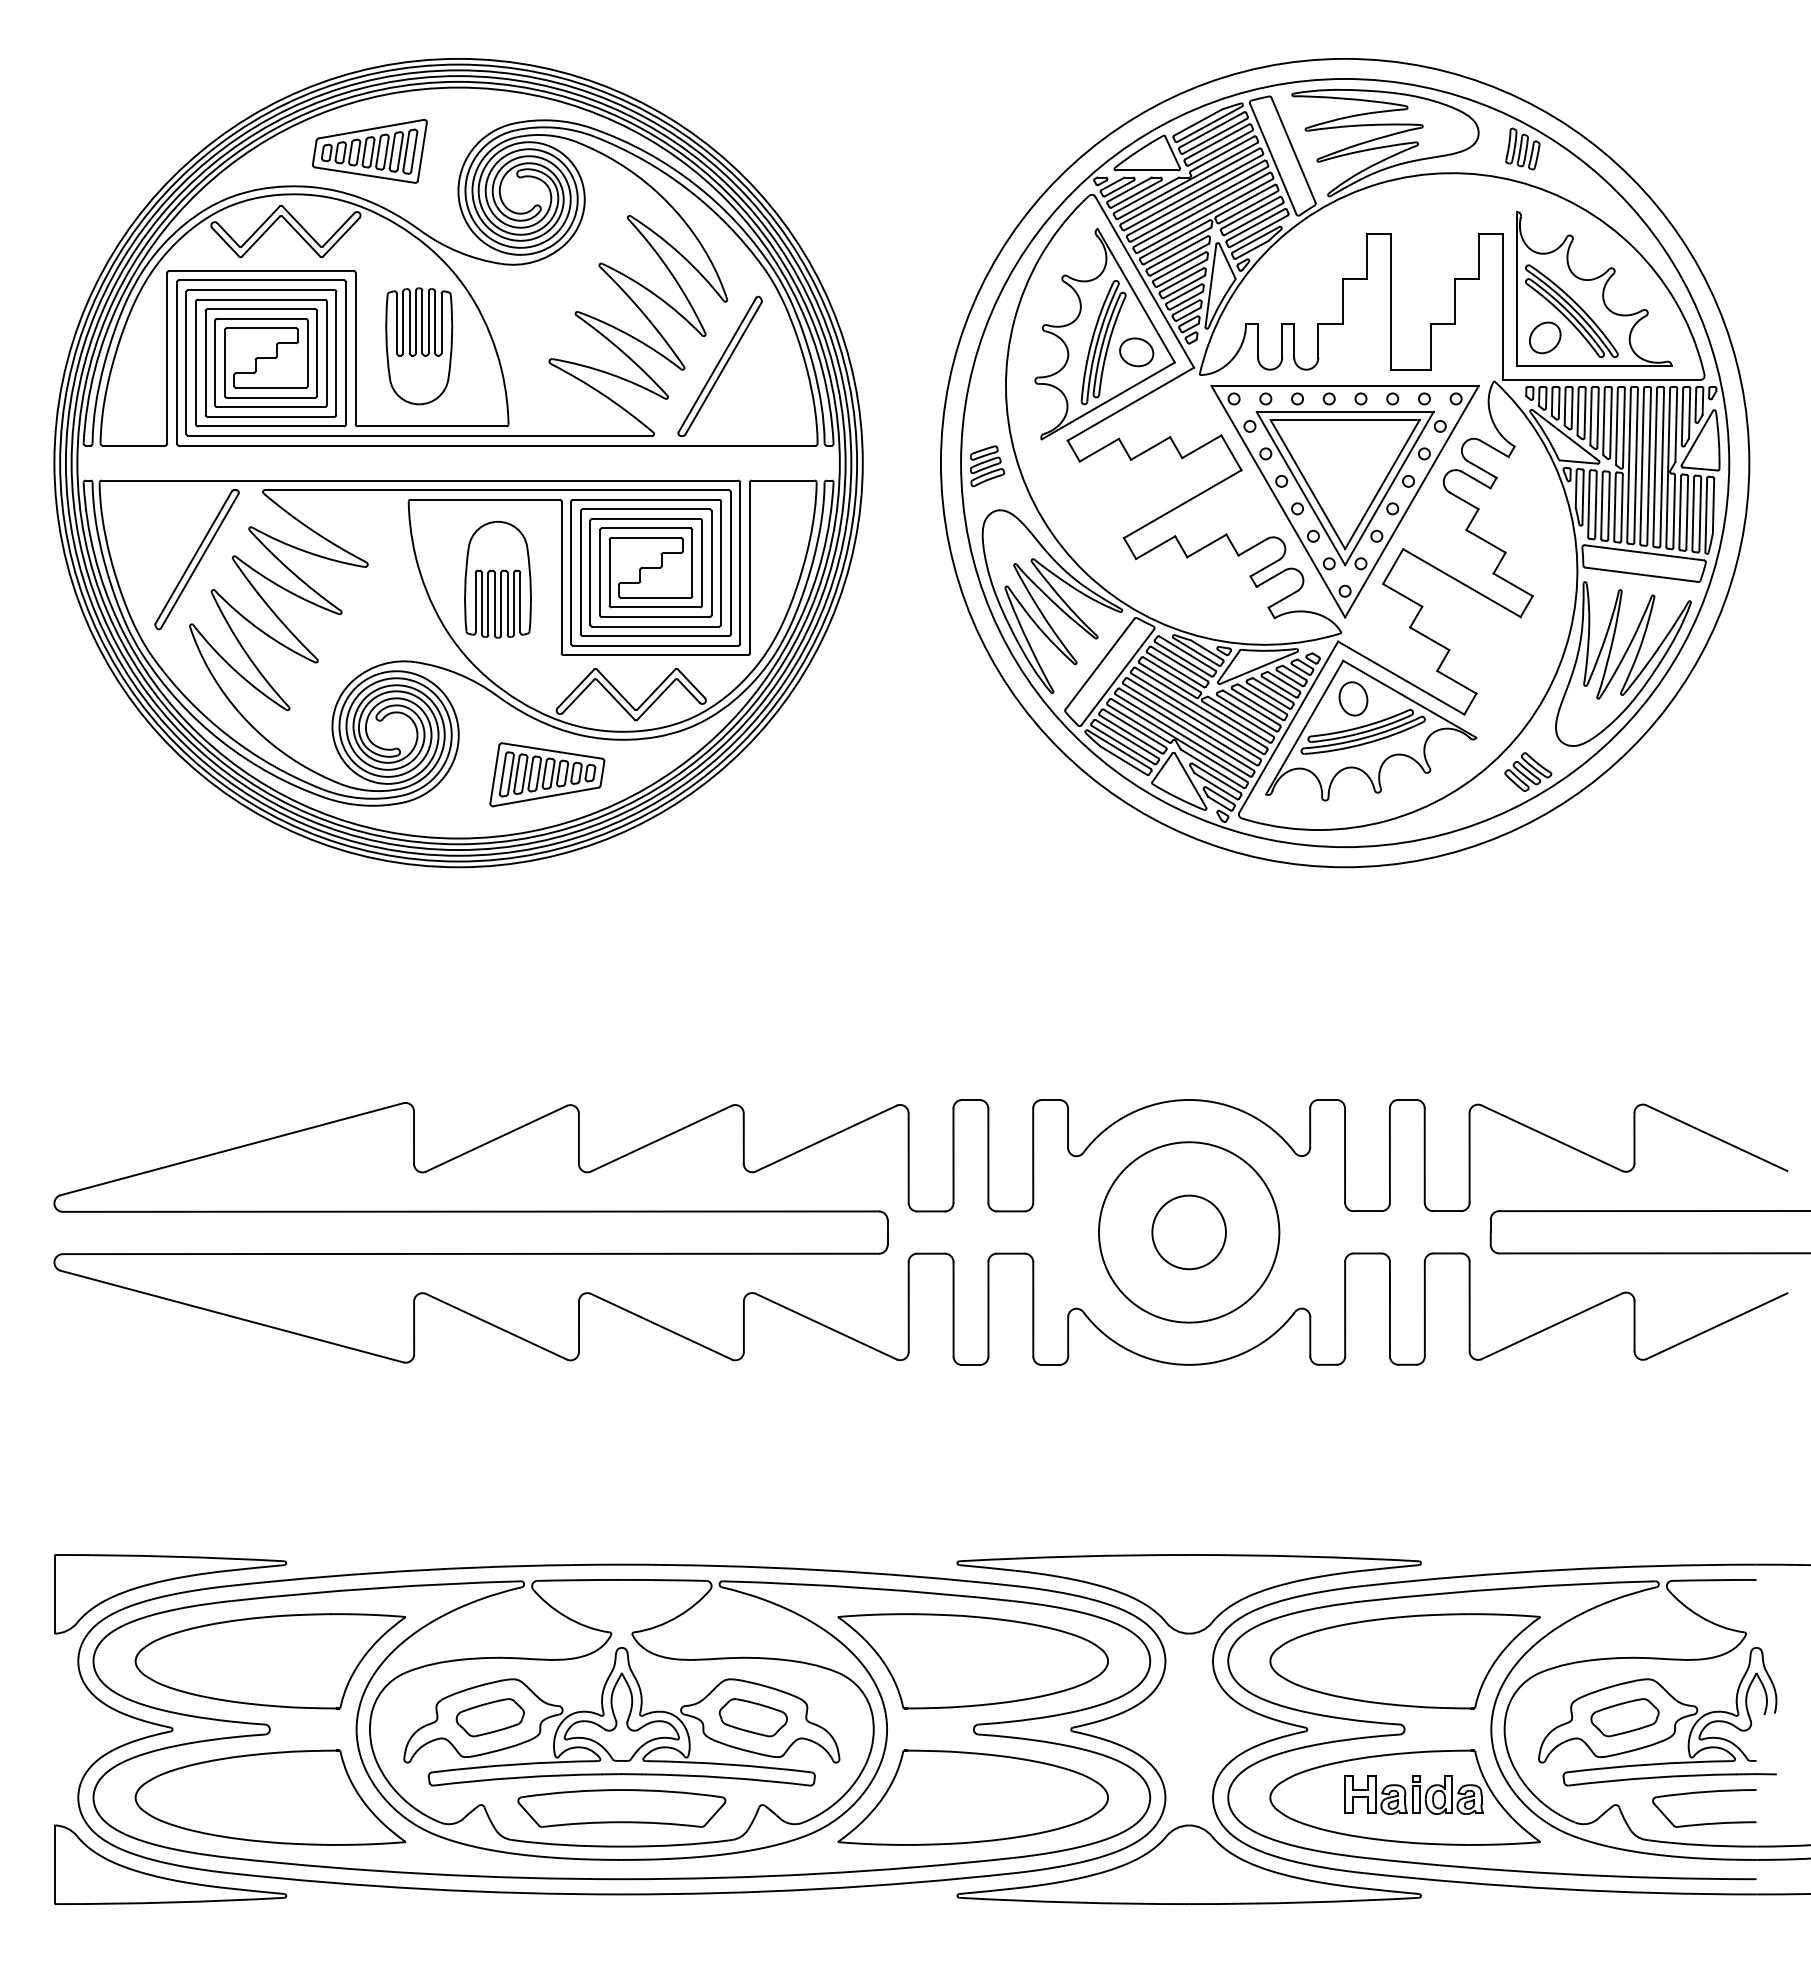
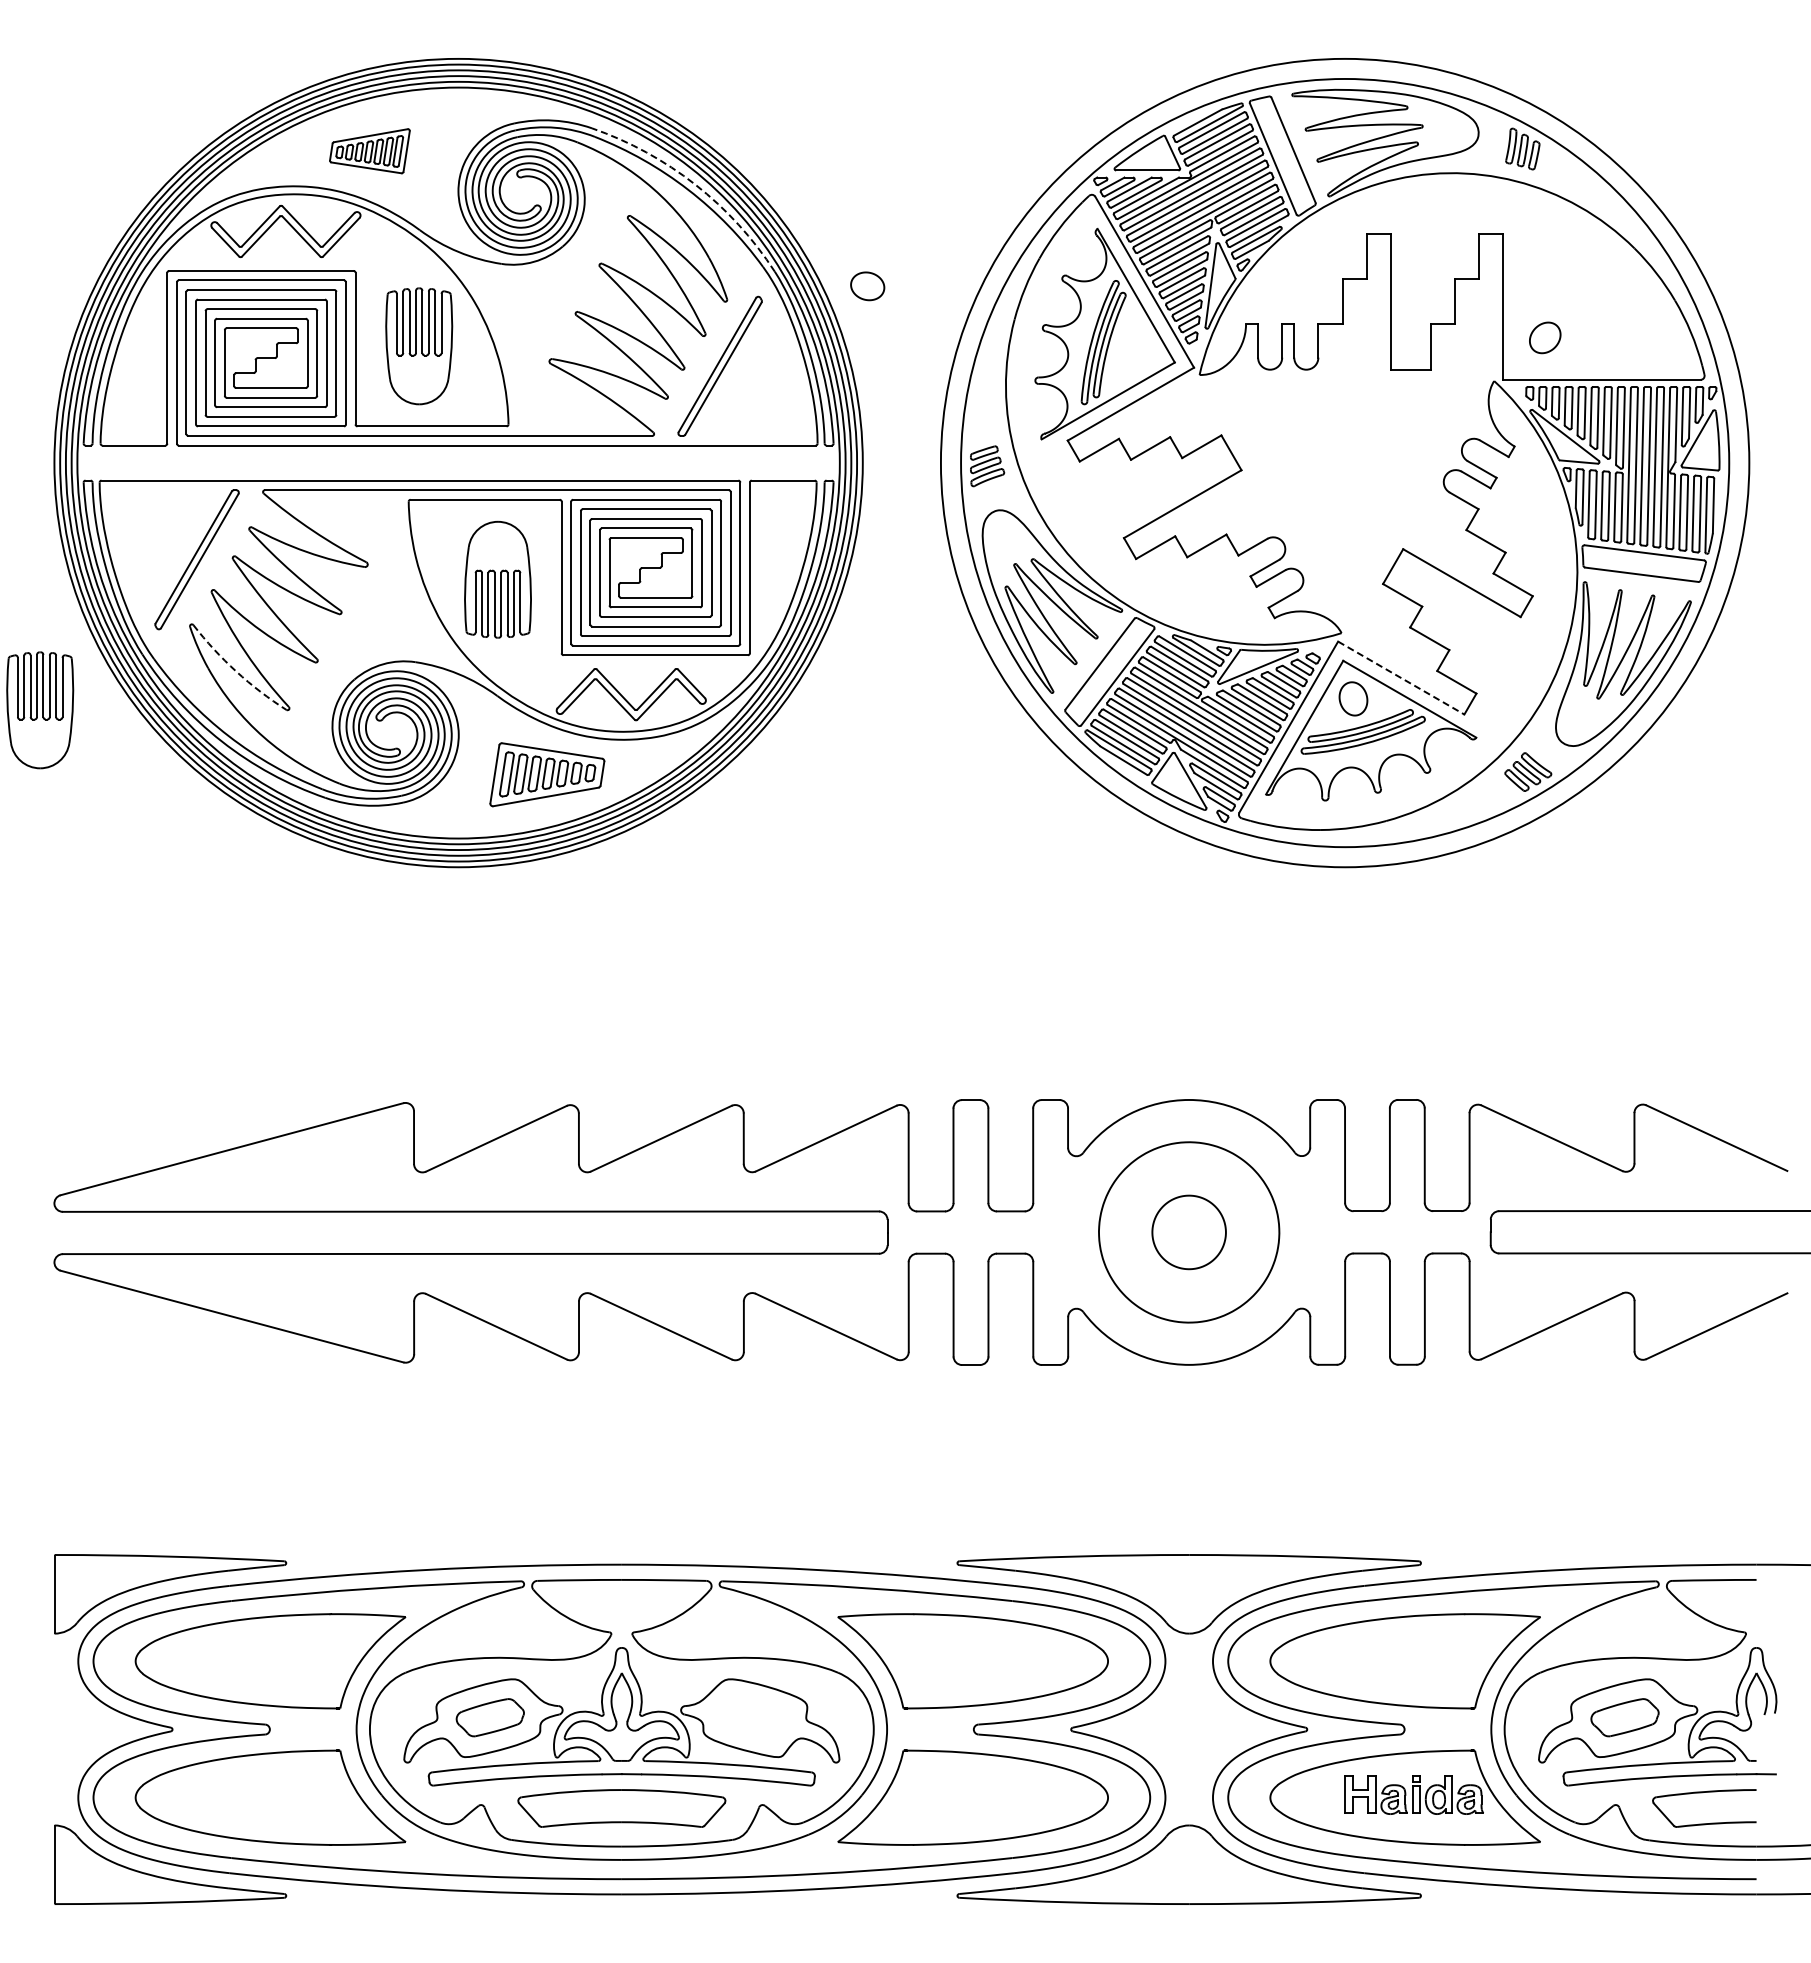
part size: 116x66 px -> 82x47 px (369, 151)
arc: solid -> dashed (695, 184)
part: present -> none (1594, 288)
part position: (1136, 352) -> (867, 286) (867, 286)
part: present -> none (1344, 501)
arc: solid -> dashed (236, 671)
line: solid -> dashed (1401, 678)
part: none -> present (40, 710)
part: present -> none (752, 1717)
